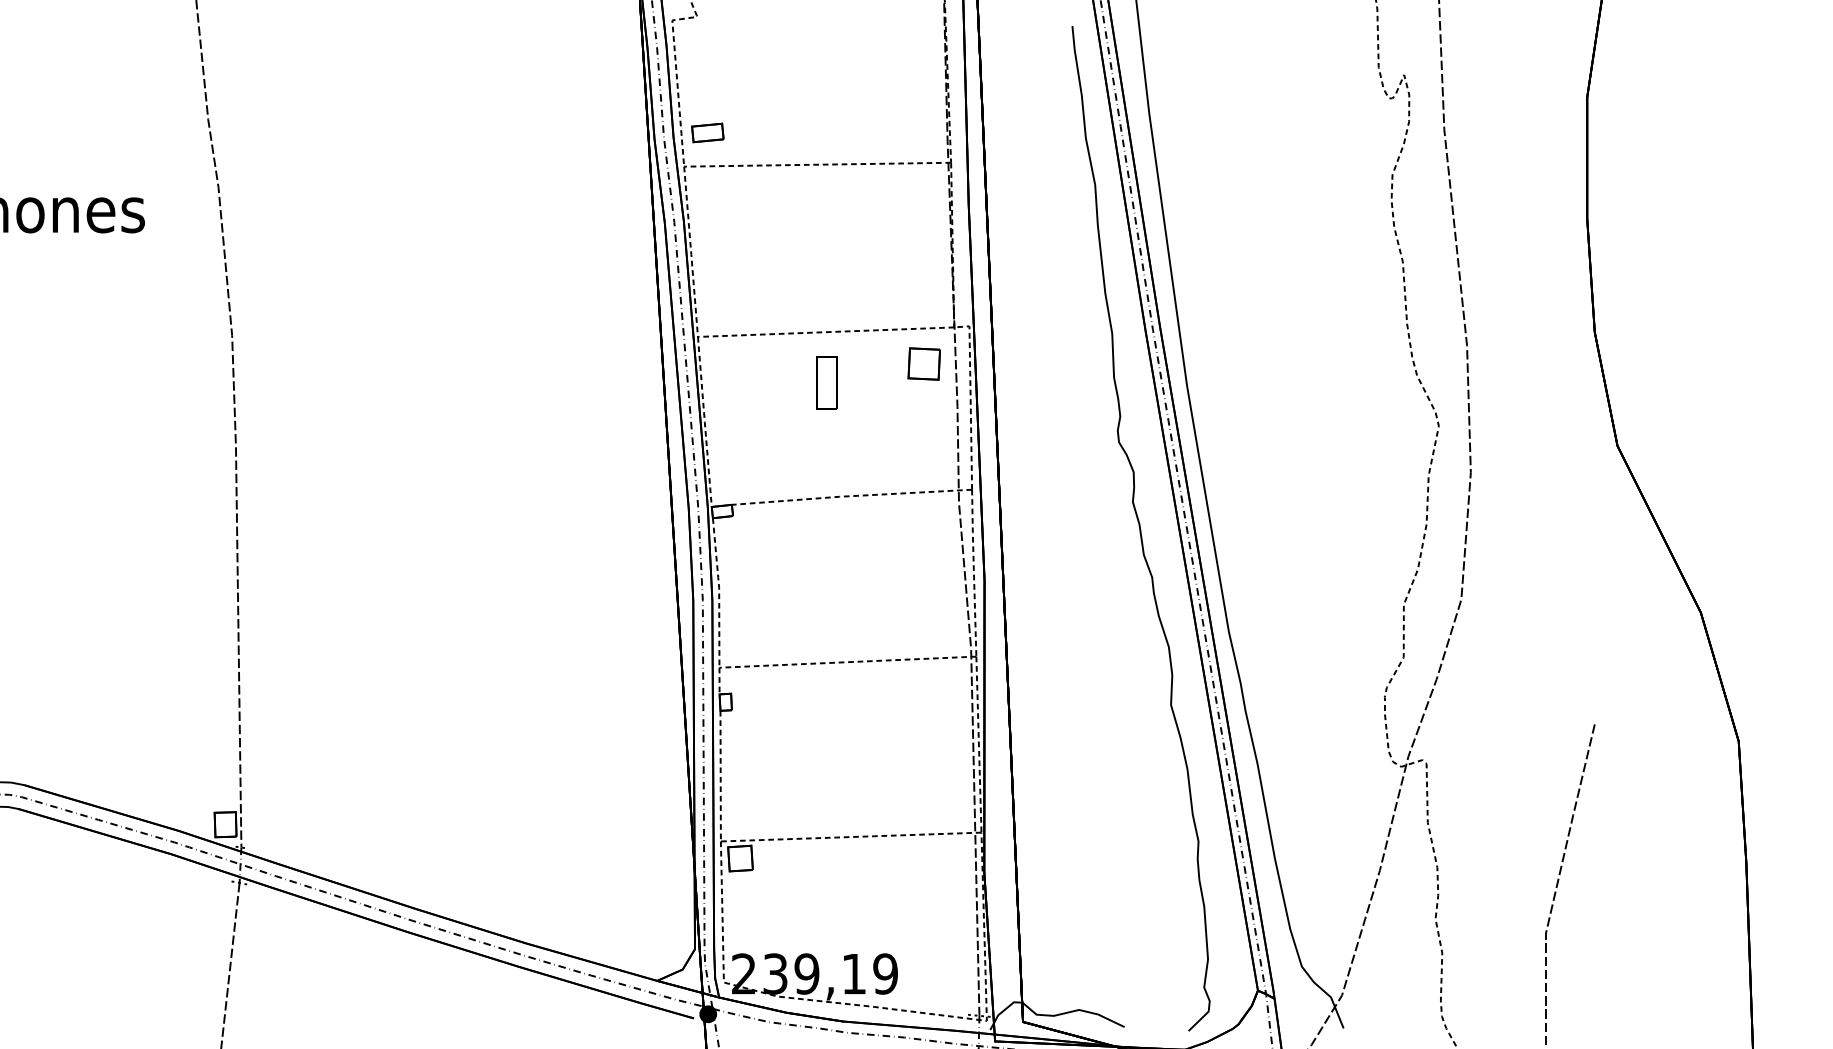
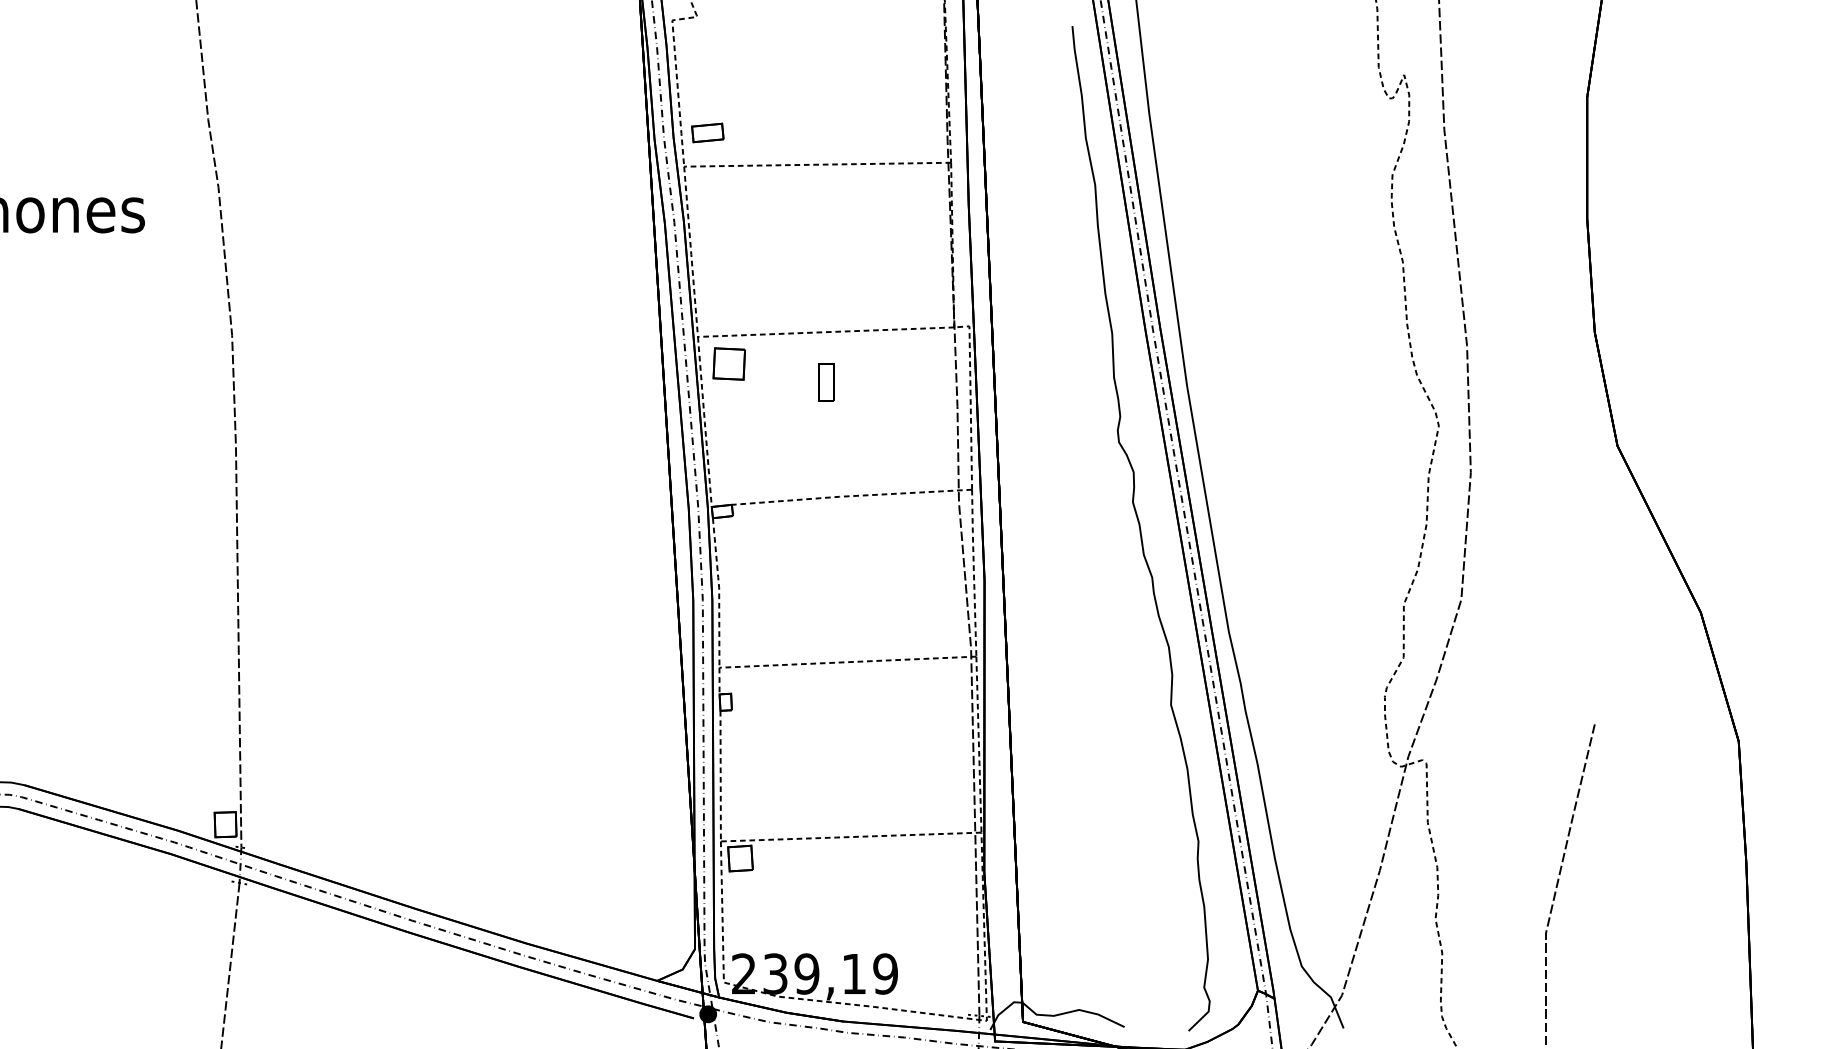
part position: (923, 363) -> (728, 363) (728, 363)
part size: 22x54 px -> 17x39 px (826, 382)
